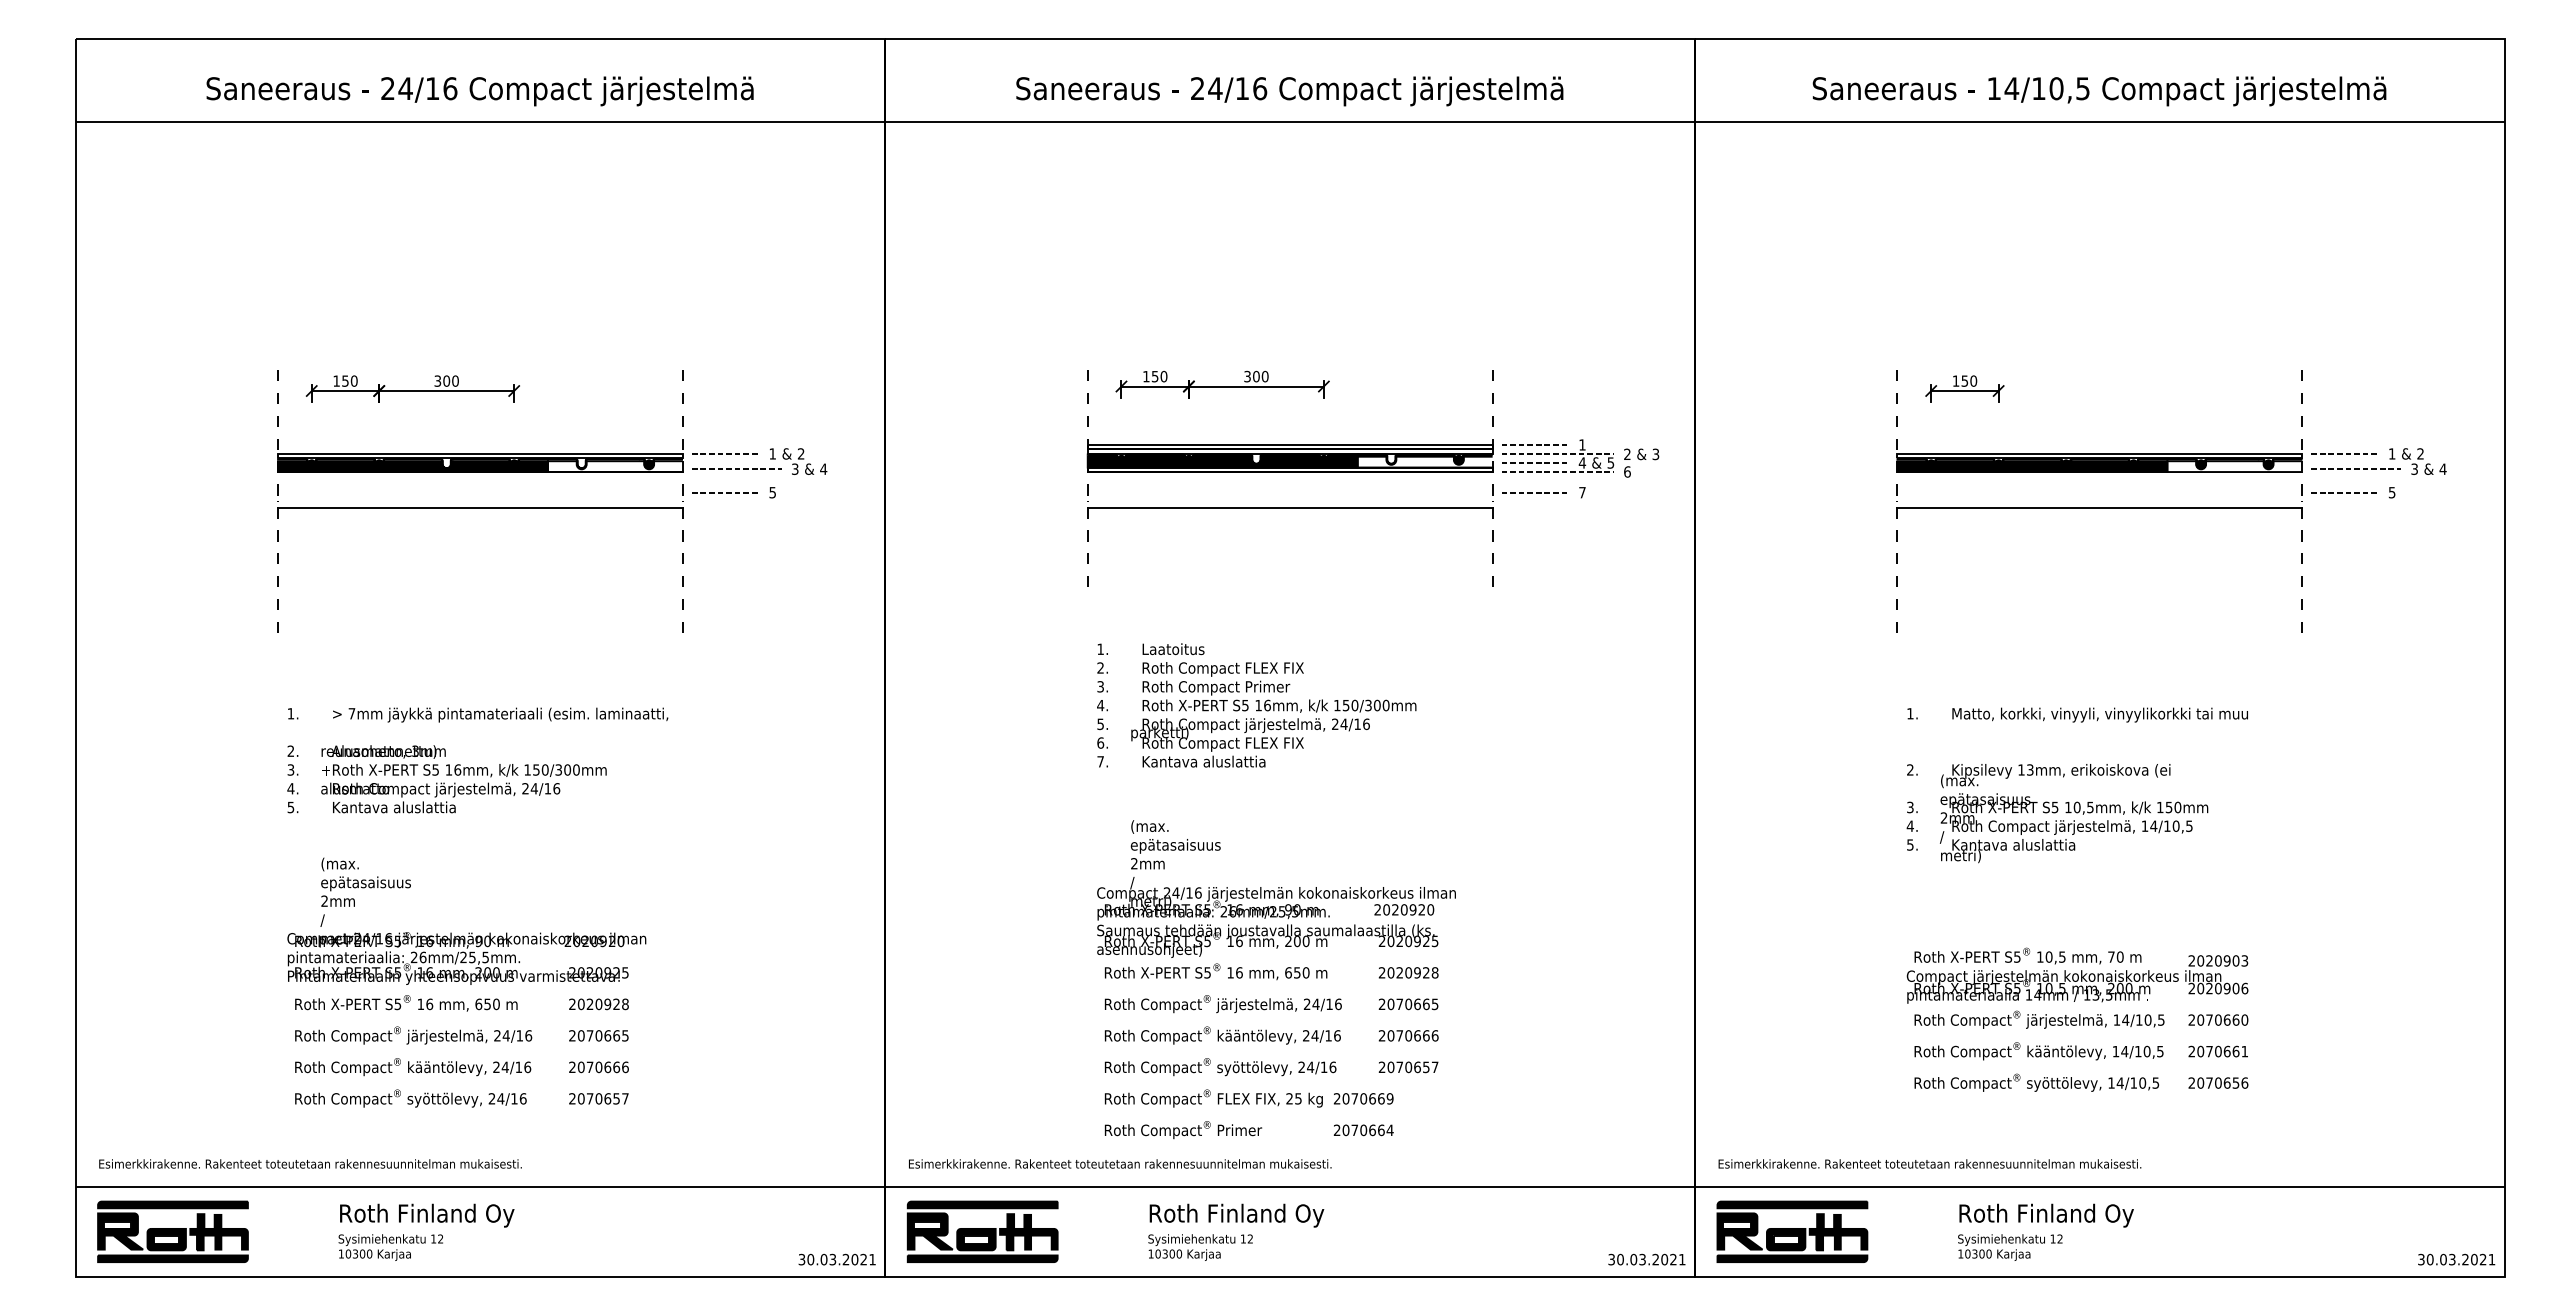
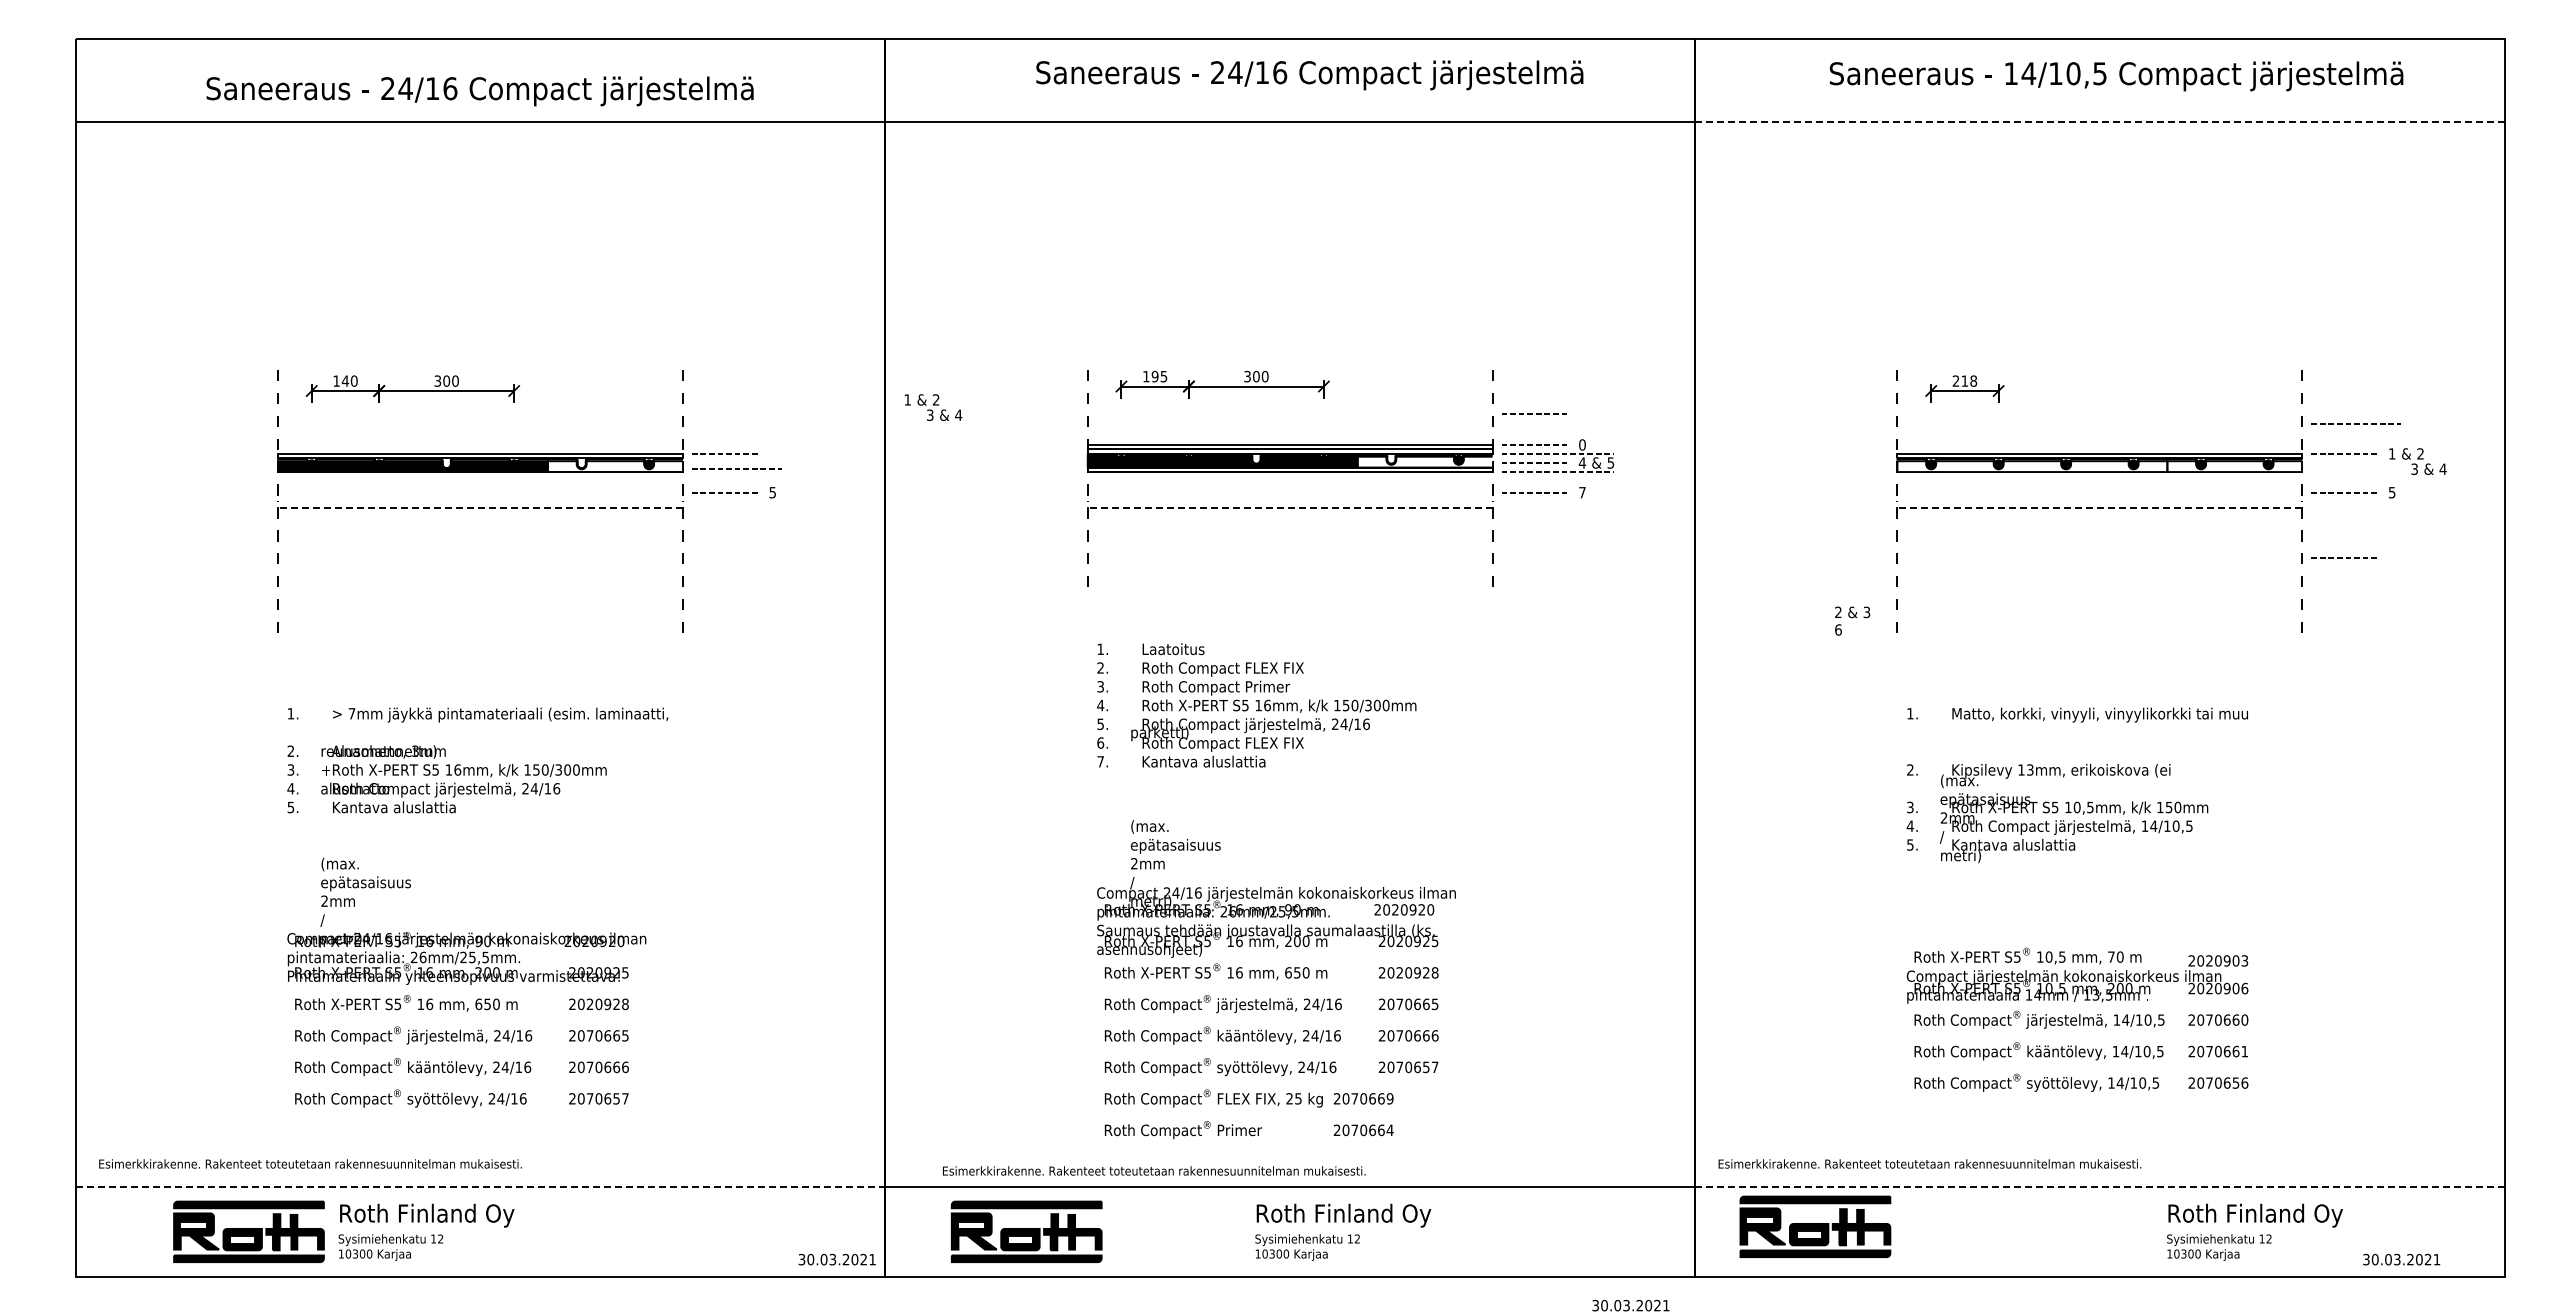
text position: (1289, 91) -> (1309, 75) (1309, 75)
text position: (2099, 91) -> (2116, 76) (2116, 76)
line: solid -> dashed (2099, 122)
text: 150 -> 195 (1159, 376)
text: 150 -> 140 (345, 380)
text: 150 -> 218 (1964, 380)
line: none -> present (1532, 413)
text: 1 -> 0 (1582, 444)
text position: (798, 461) -> (933, 407) (933, 407)
text position: (1641, 462) -> (1852, 620) (1852, 620)
fill: present -> none (2032, 466)
line position: (2355, 468) -> (2355, 423) (2355, 423)
line: solid -> dashed (479, 508)
line: solid -> dashed (1289, 508)
line: solid -> dashed (2099, 508)
line: none -> present (2342, 557)
text position: (1120, 1163) -> (1154, 1170) (1154, 1170)
line: solid -> dashed (480, 1186)
line: solid -> dashed (2099, 1186)
part position: (172, 1231) -> (248, 1231) (248, 1231)
part position: (982, 1231) -> (1026, 1231) (1026, 1231)
text position: (1236, 1231) -> (1343, 1231) (1343, 1231)
part position: (1792, 1231) -> (1815, 1226) (1815, 1226)
text position: (2045, 1231) -> (2254, 1231) (2254, 1231)
text position: (1646, 1259) -> (1630, 1305) (1630, 1305)
text position: (2456, 1259) -> (2401, 1259) (2401, 1259)
